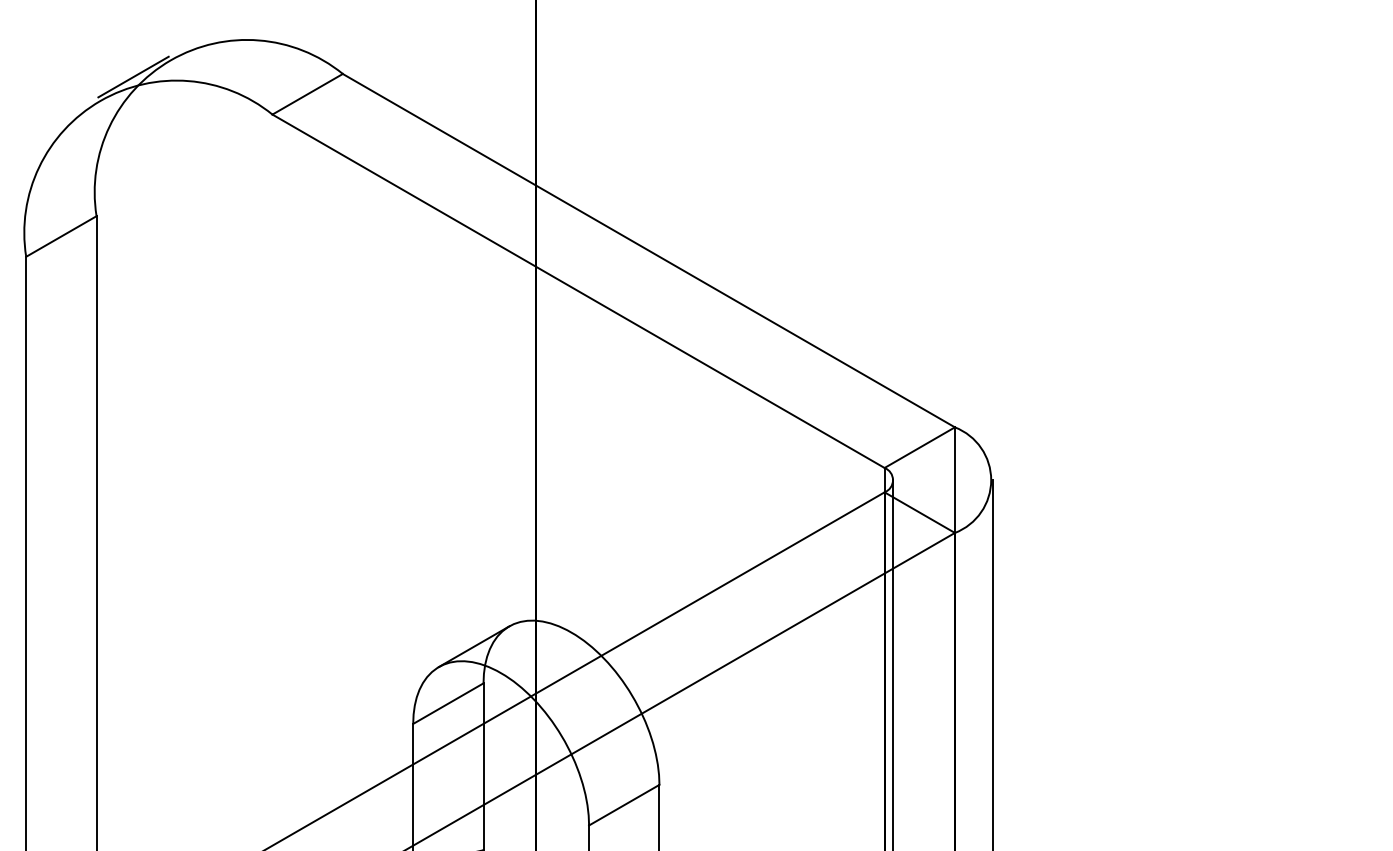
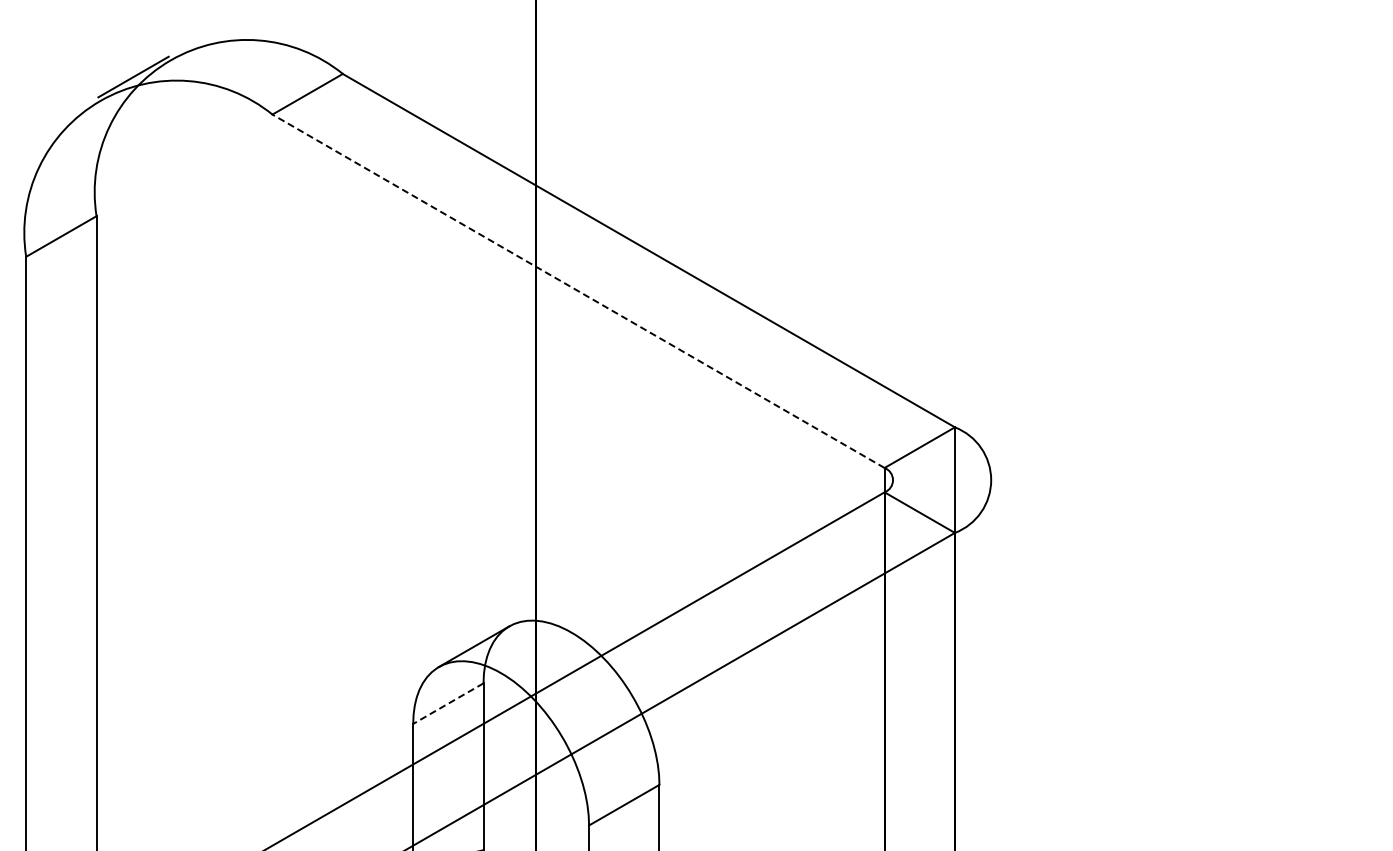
line: solid -> dashed (578, 291)
line: present -> none (893, 663)
line: present -> none (992, 663)
line: solid -> dashed (448, 703)
